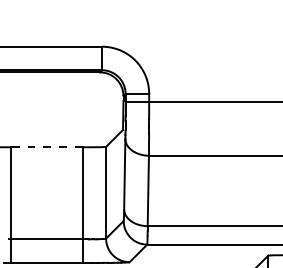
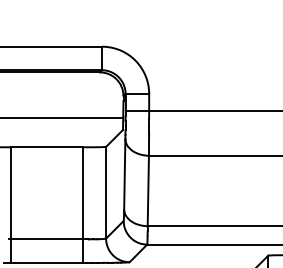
line position: (202, 102) -> (202, 111) (202, 111)
line: none -> present (62, 117)
line: dashed -> solid (46, 147)
